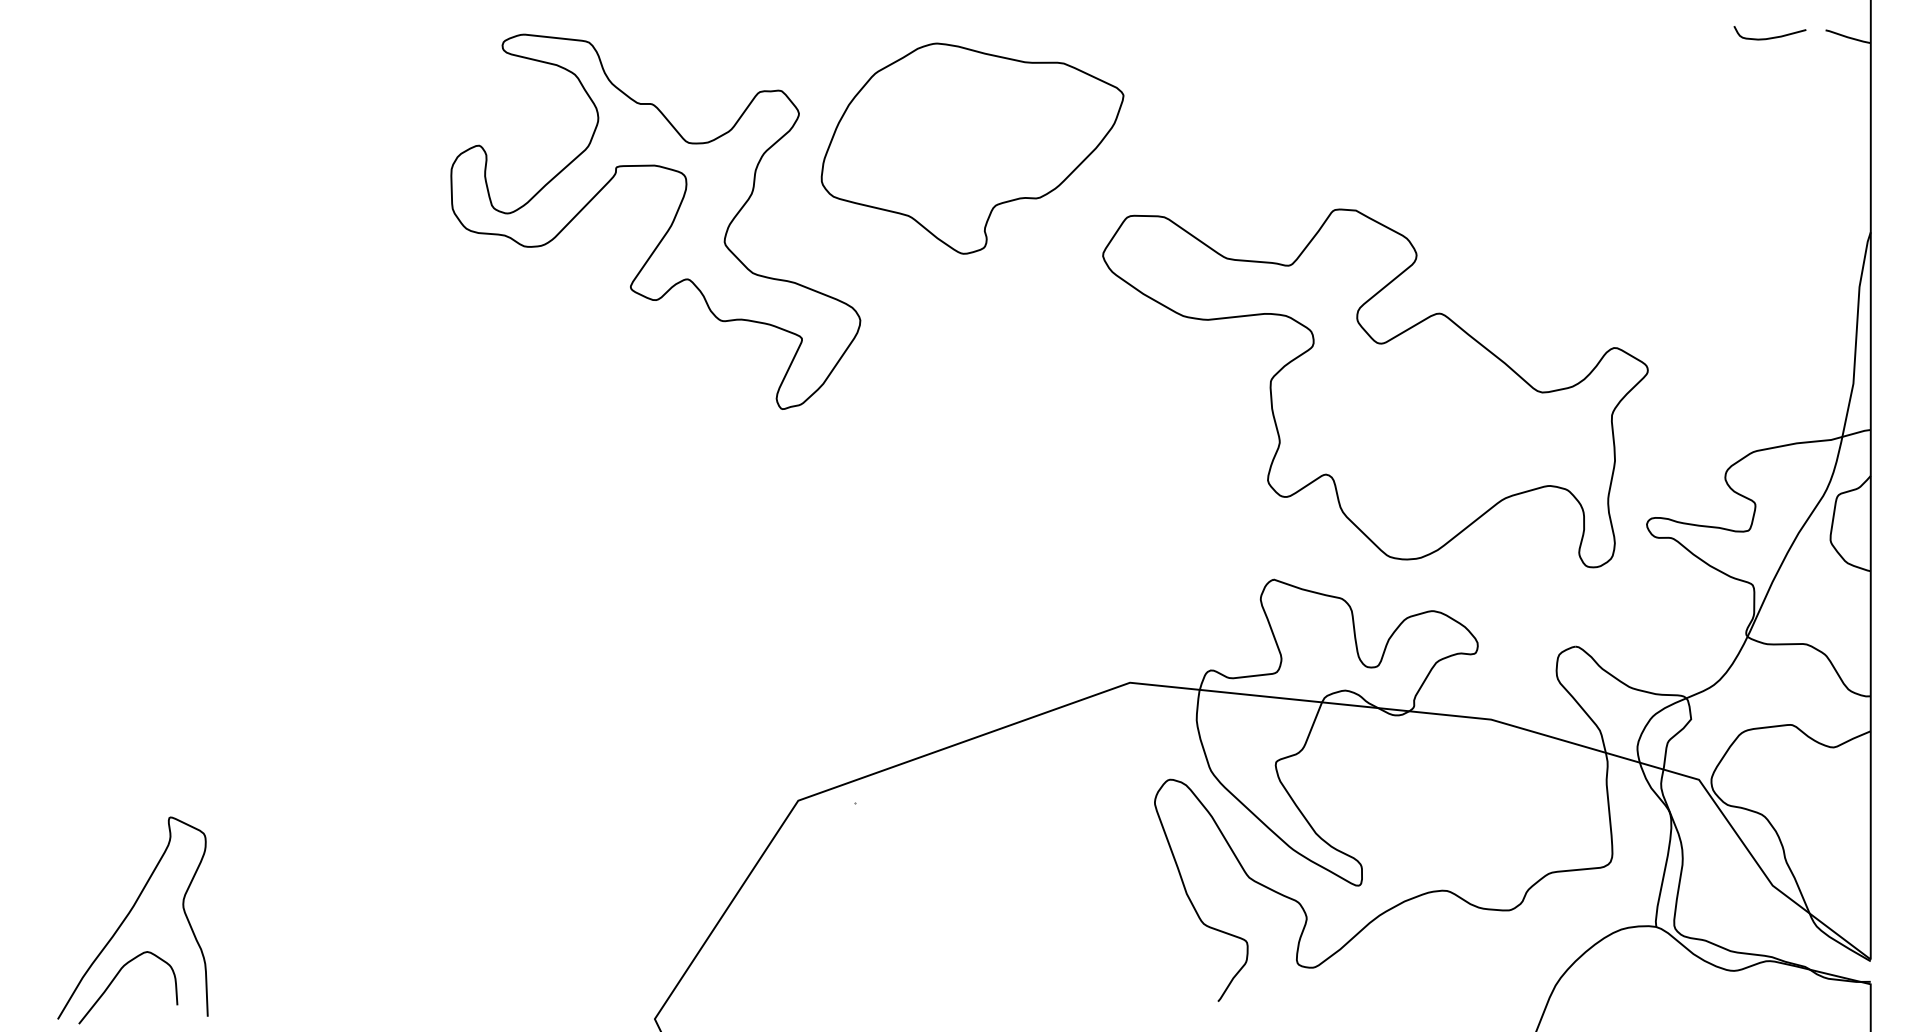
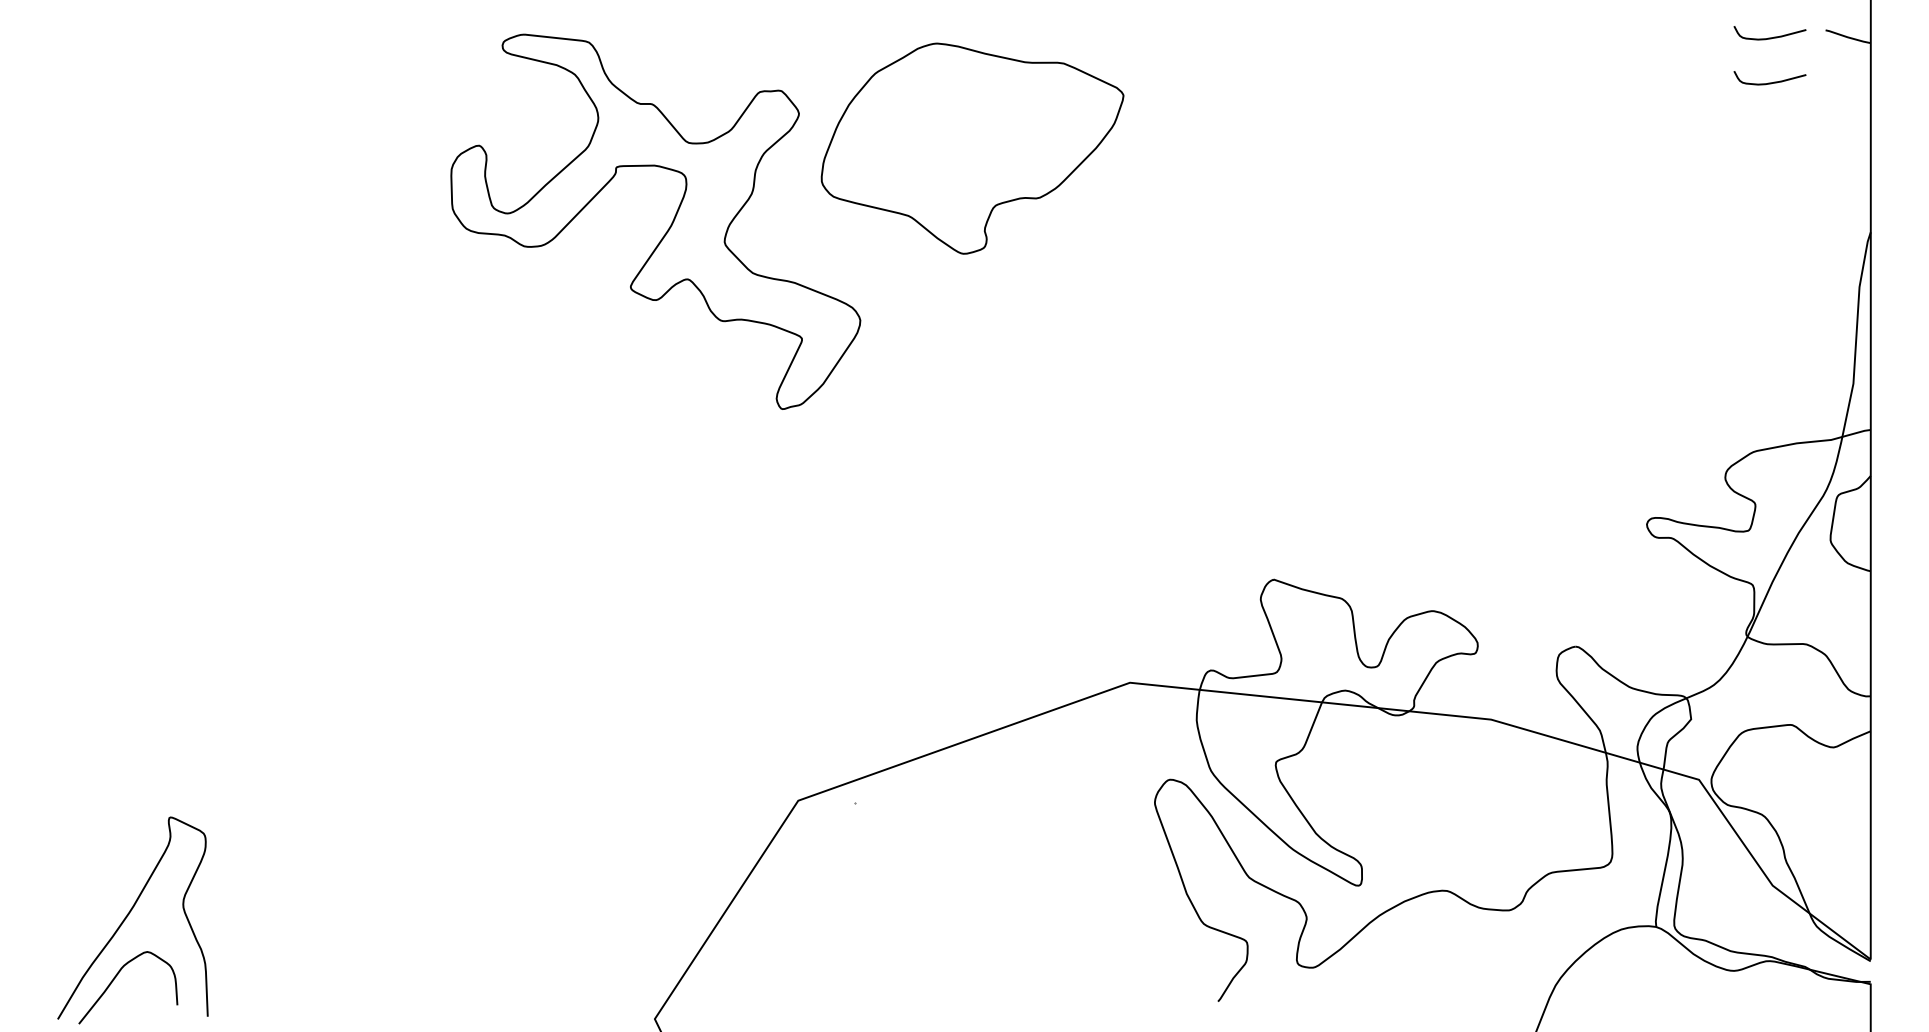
curve: none -> present (1769, 82)
part: present -> none (1375, 388)
